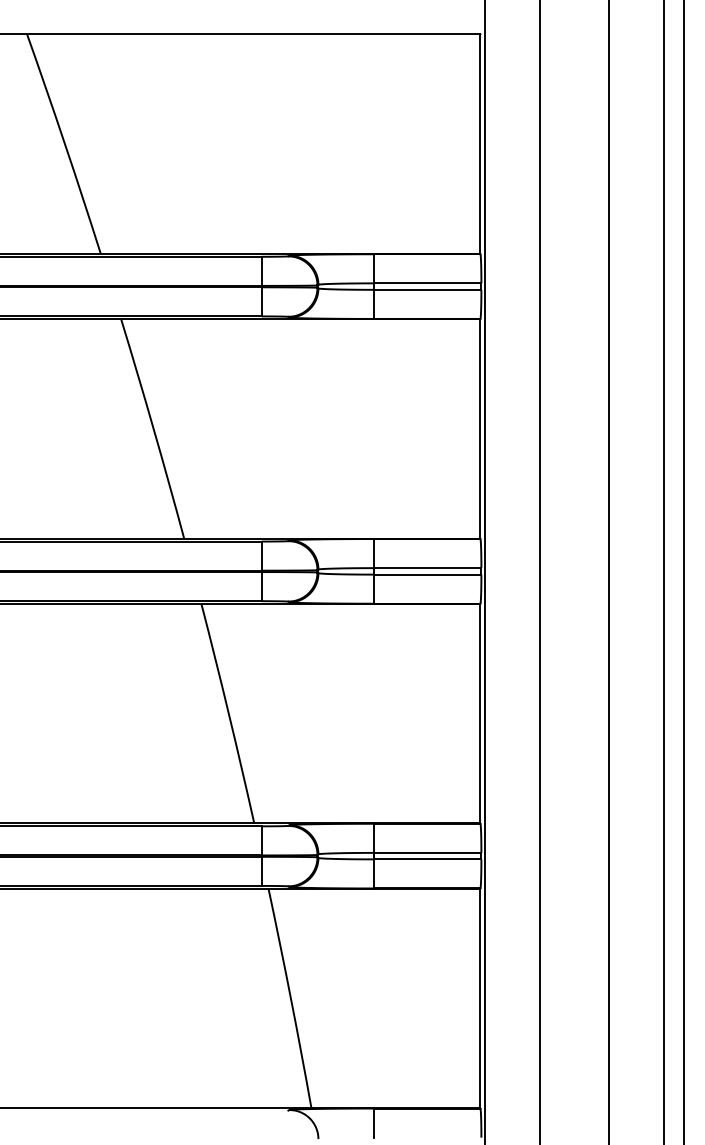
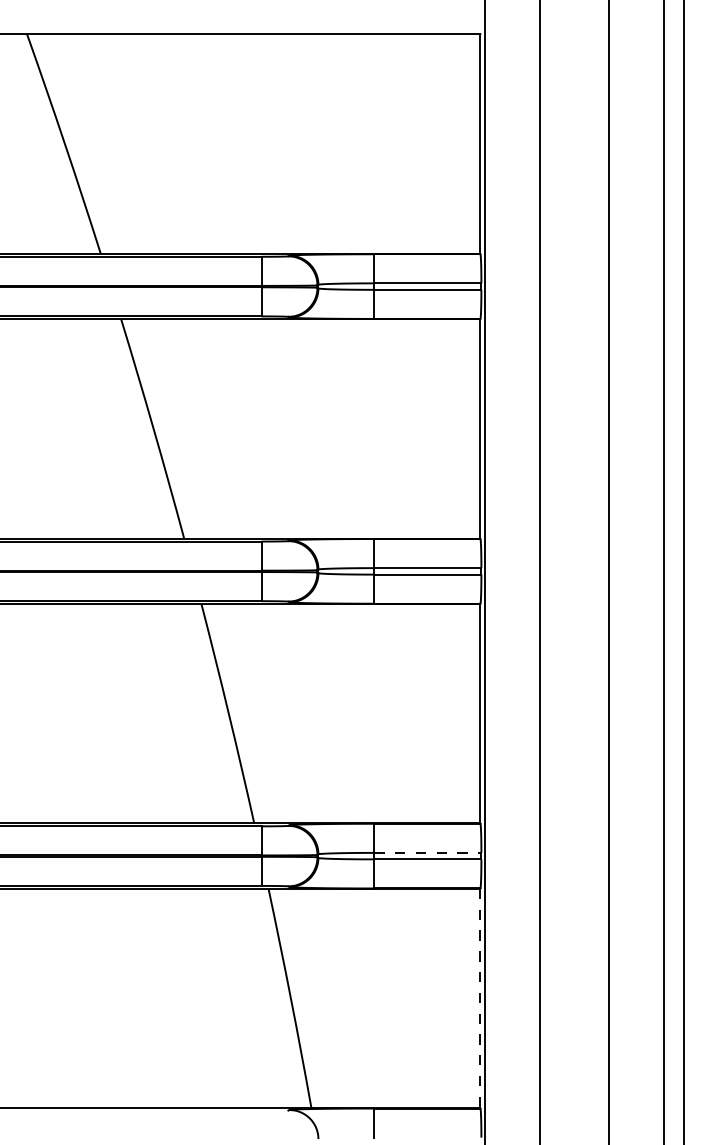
line: solid -> dashed (427, 852)
line: solid -> dashed (479, 998)
